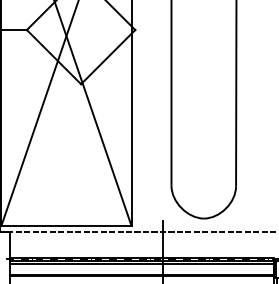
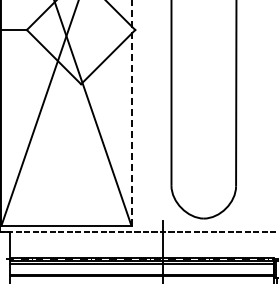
line: solid -> dashed (131, 113)
